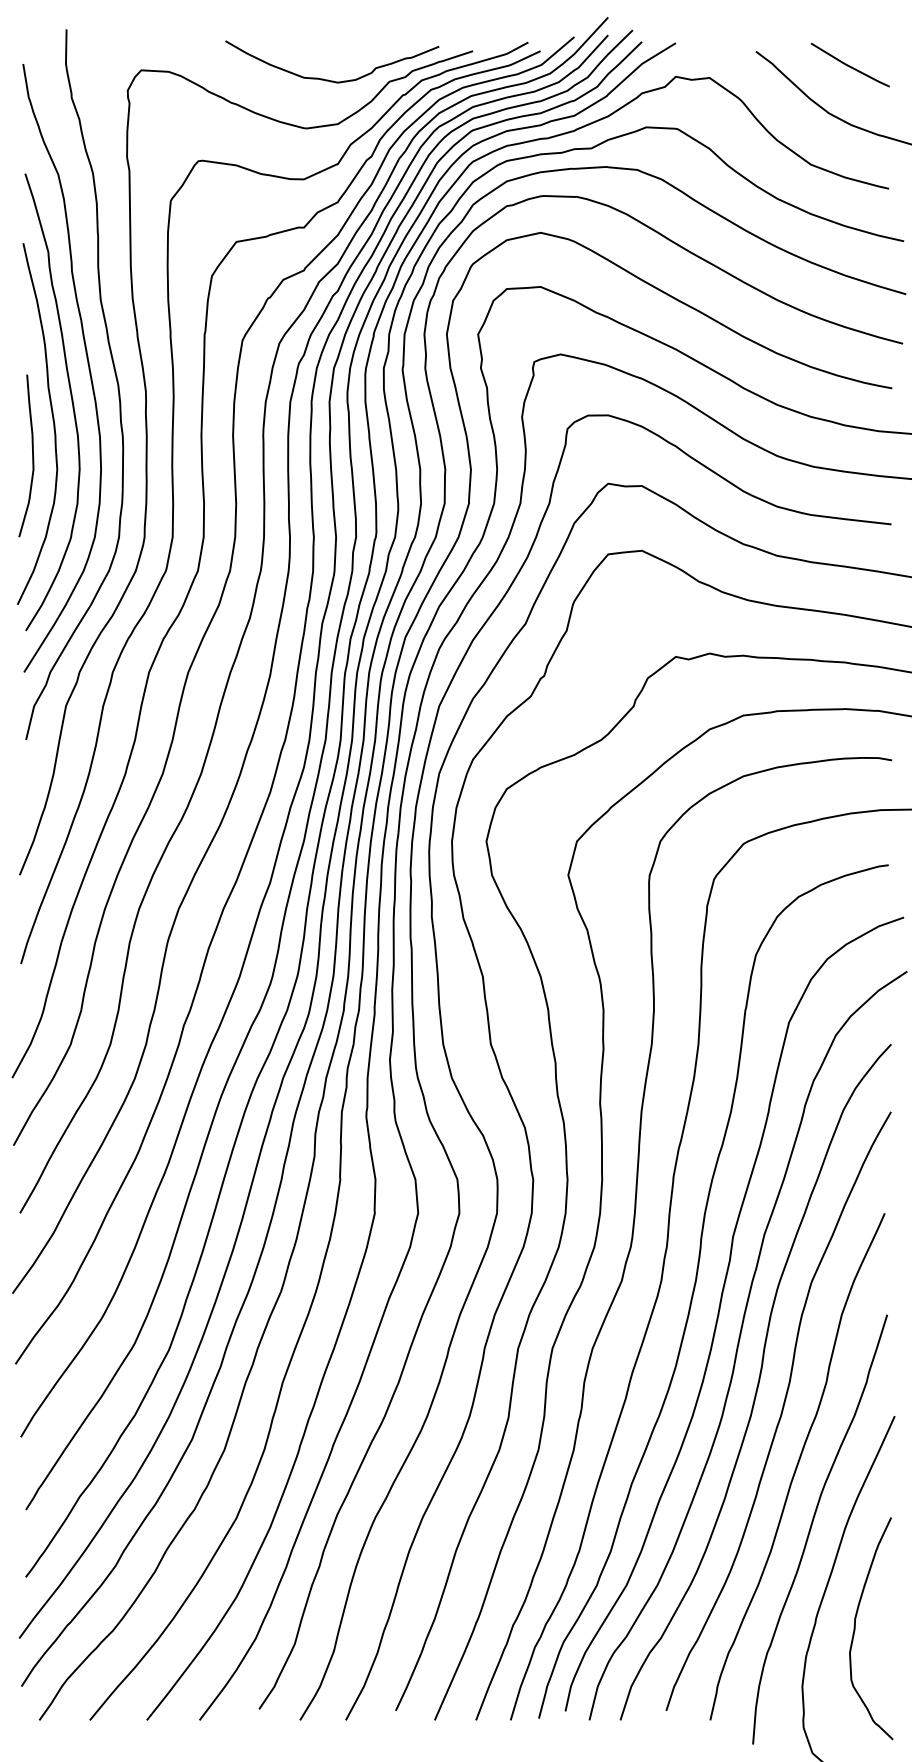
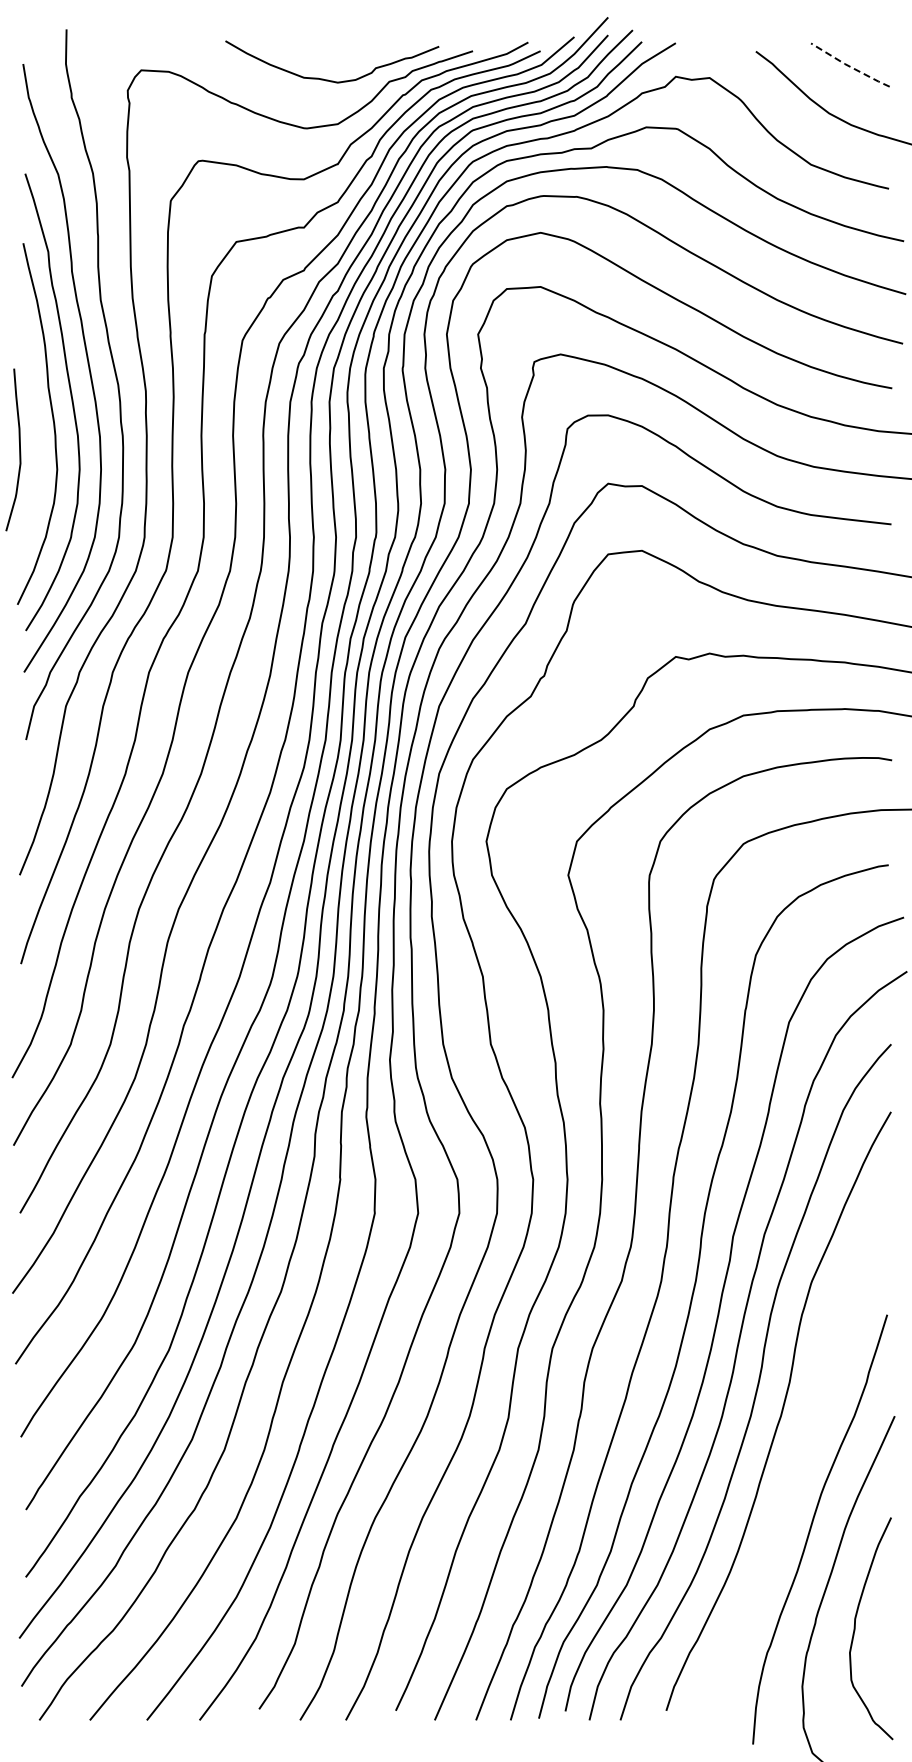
line: solid -> dashed (850, 66)
curve position: (32, 455) -> (19, 449) (19, 449)
curve: present -> none (797, 1466)
